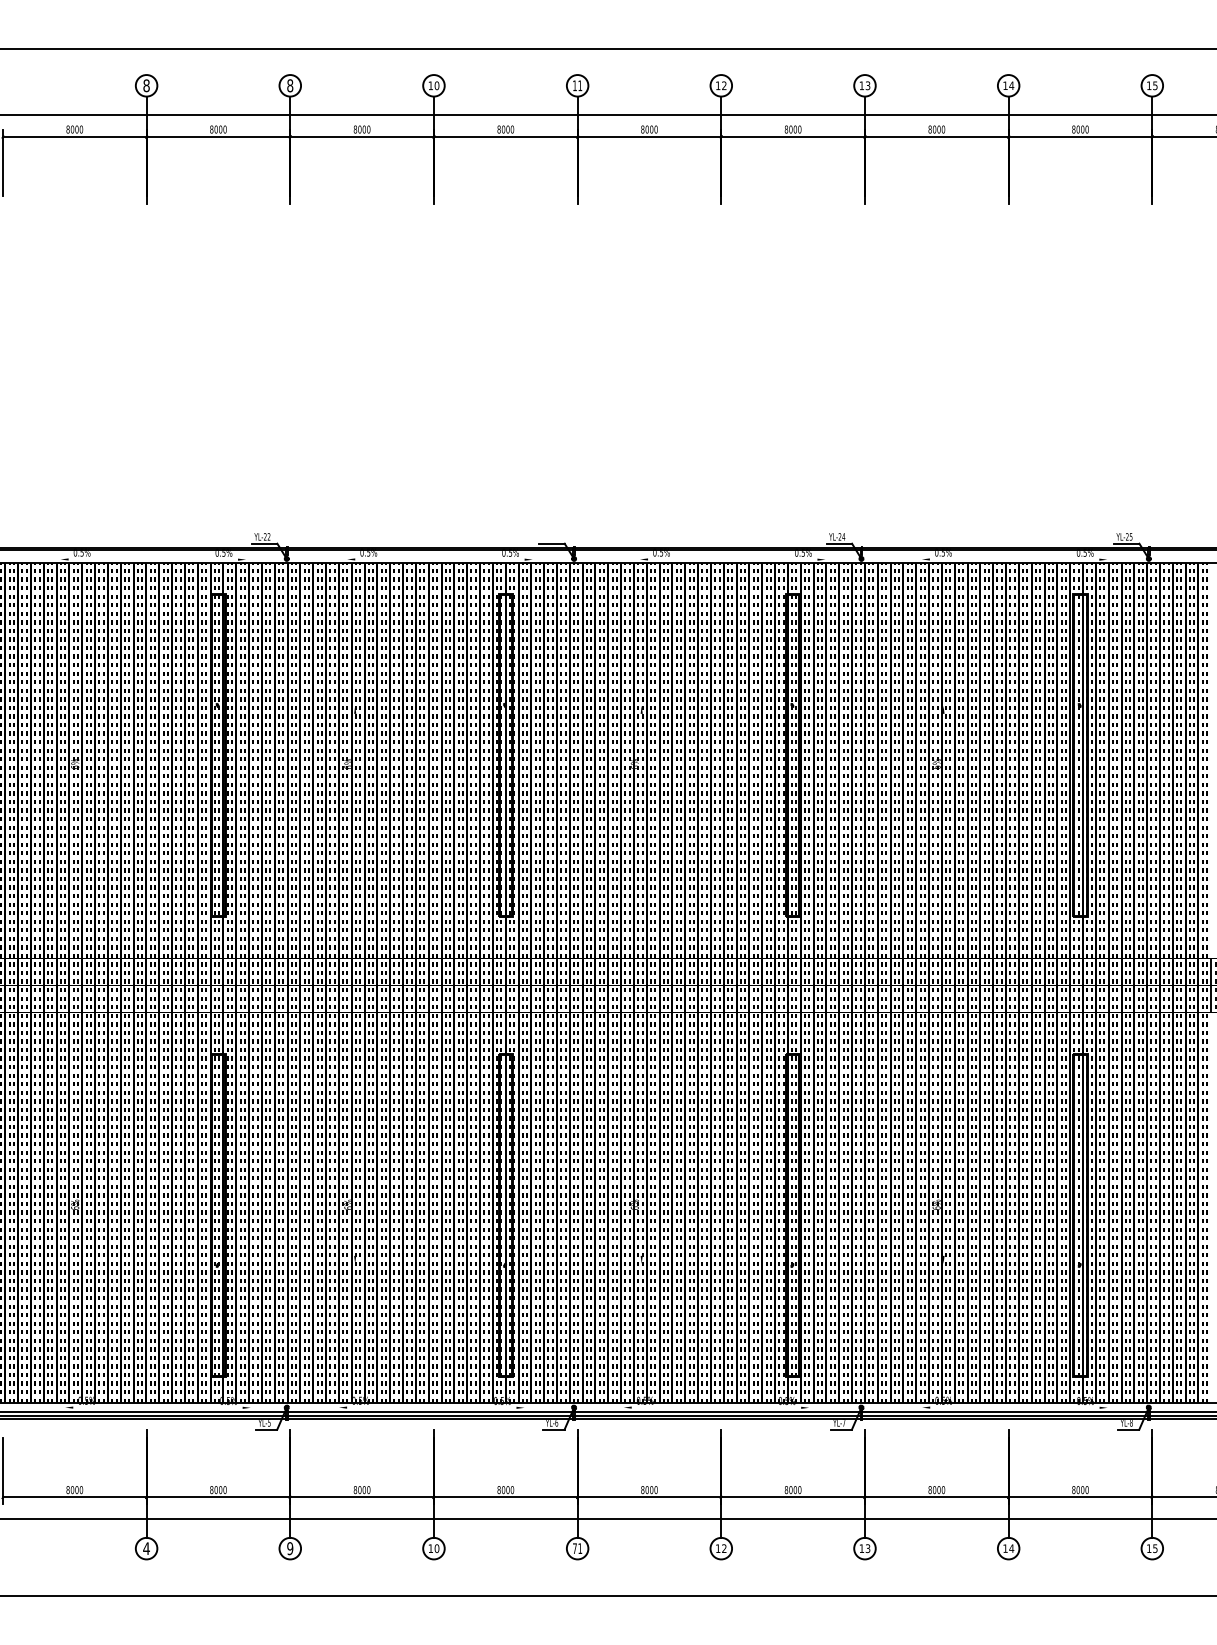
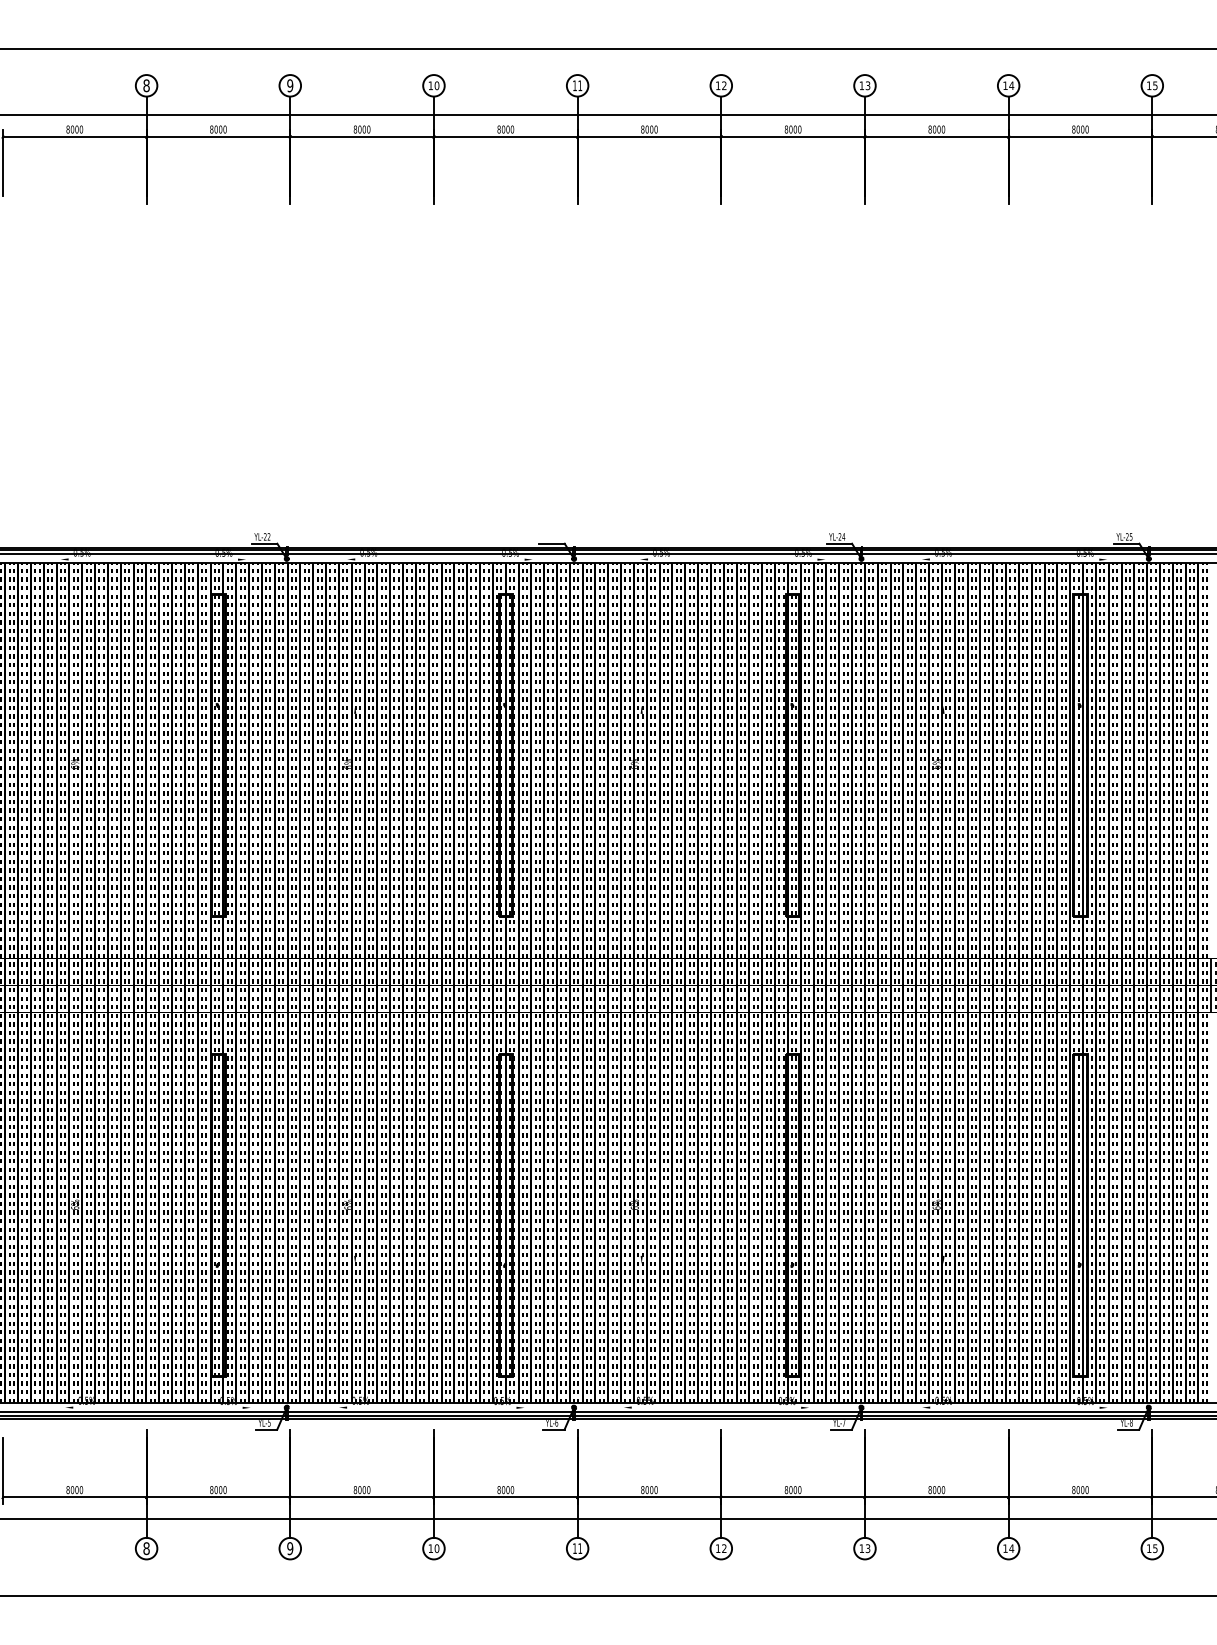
text: 8 -> 9 (290, 85)
line: none -> present (607, 554)
text: 4 -> 8 (146, 1548)
text: 71 -> 11 (574, 1548)
